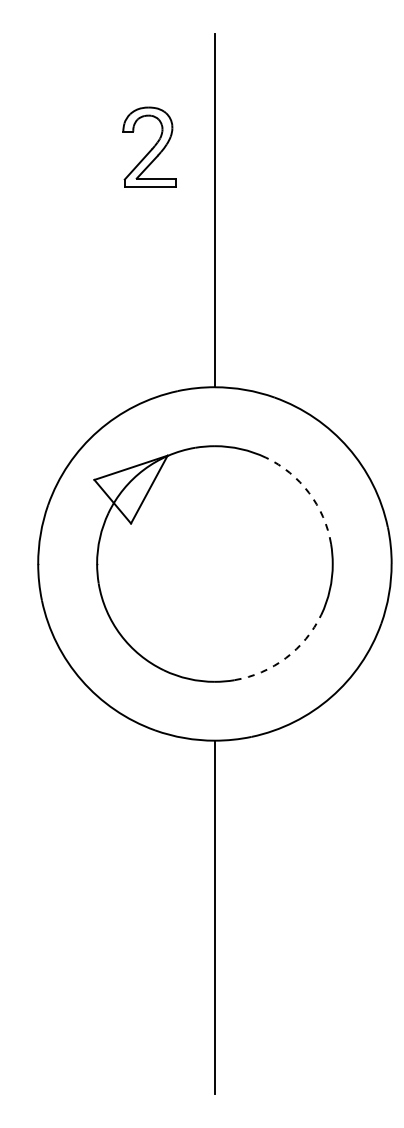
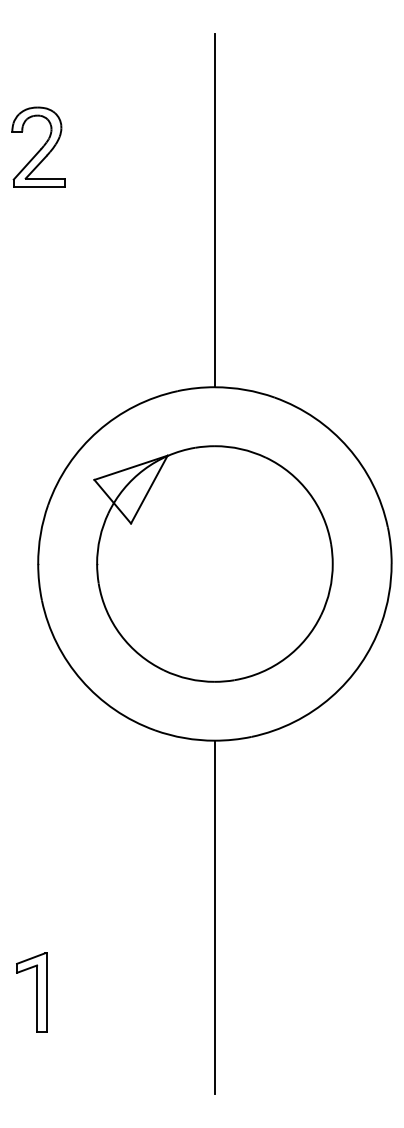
part position: (149, 146) -> (38, 146) (38, 146)
arc: dashed -> solid (309, 492)
arc: dashed -> solid (285, 658)
part: none -> present (31, 992)
